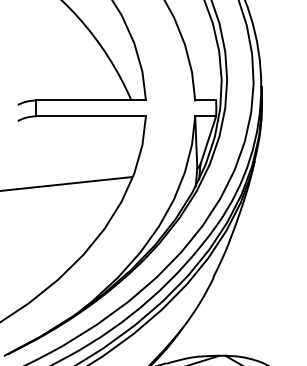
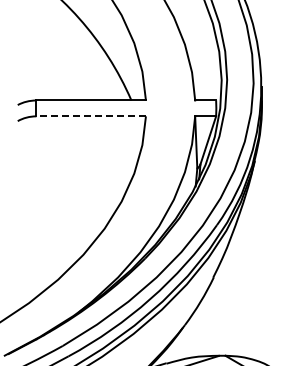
line: solid -> dashed (91, 116)
line: present -> none (66, 183)
